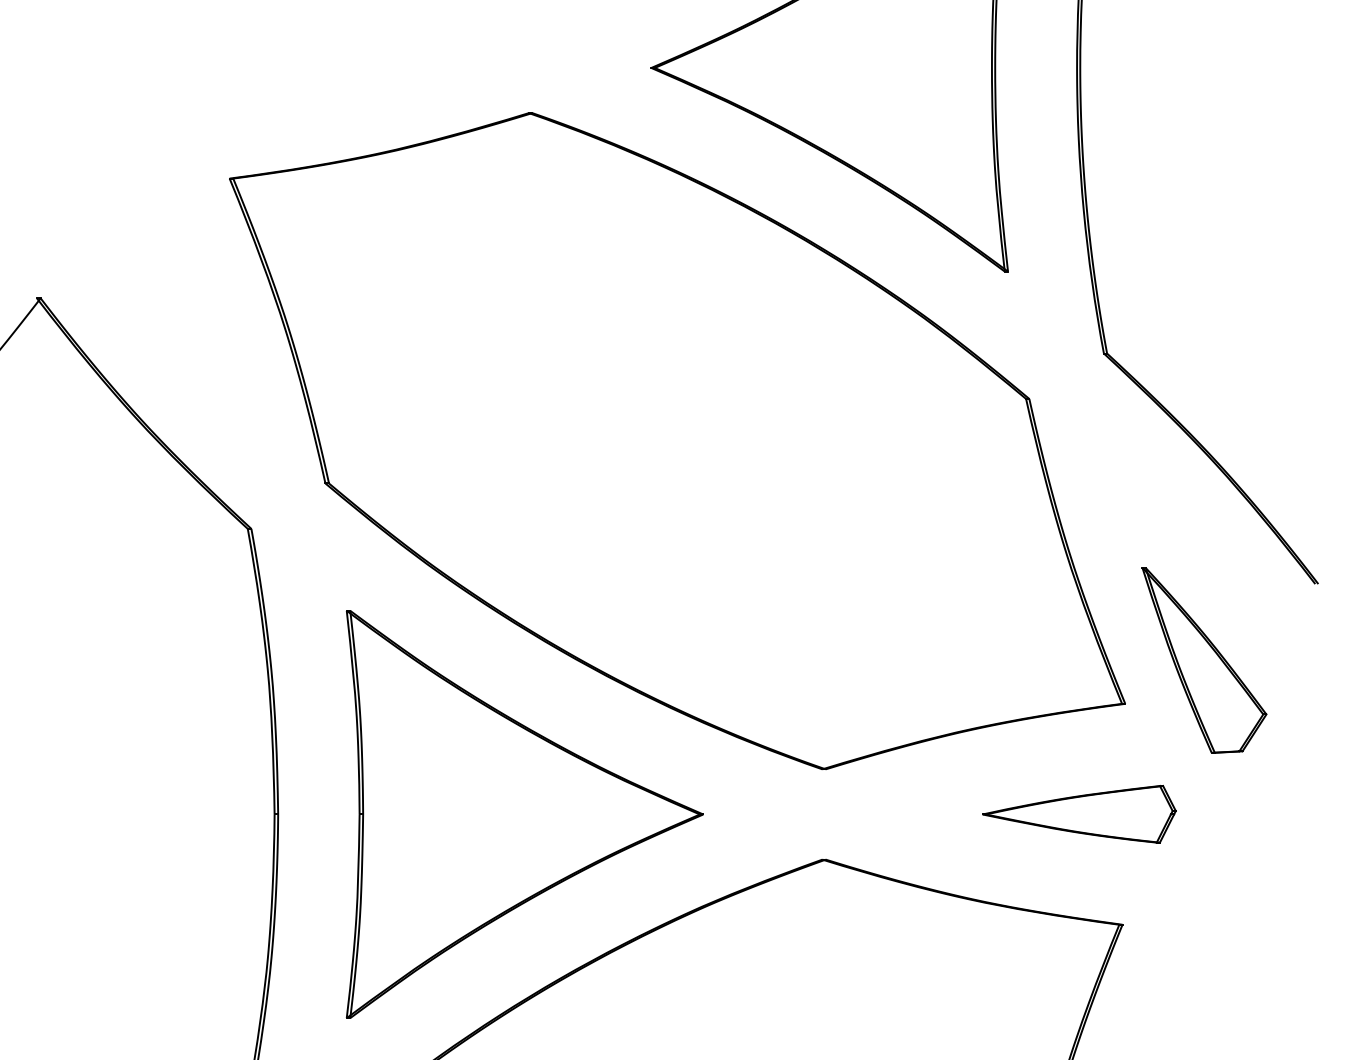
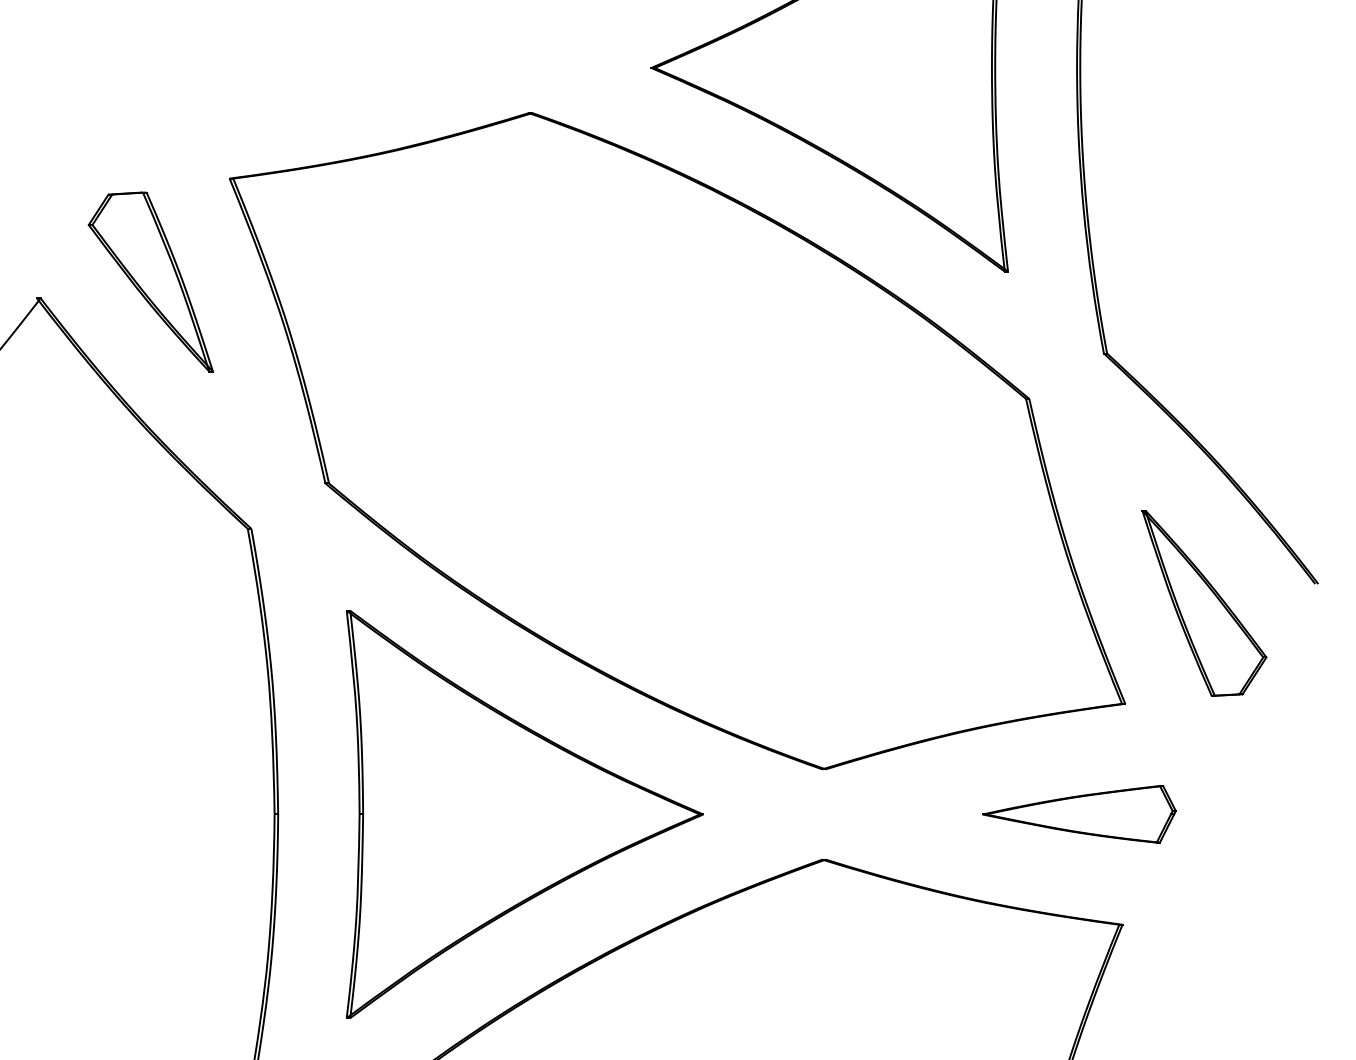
part: none -> present (150, 281)
part position: (1204, 660) -> (1204, 603) (1204, 603)
